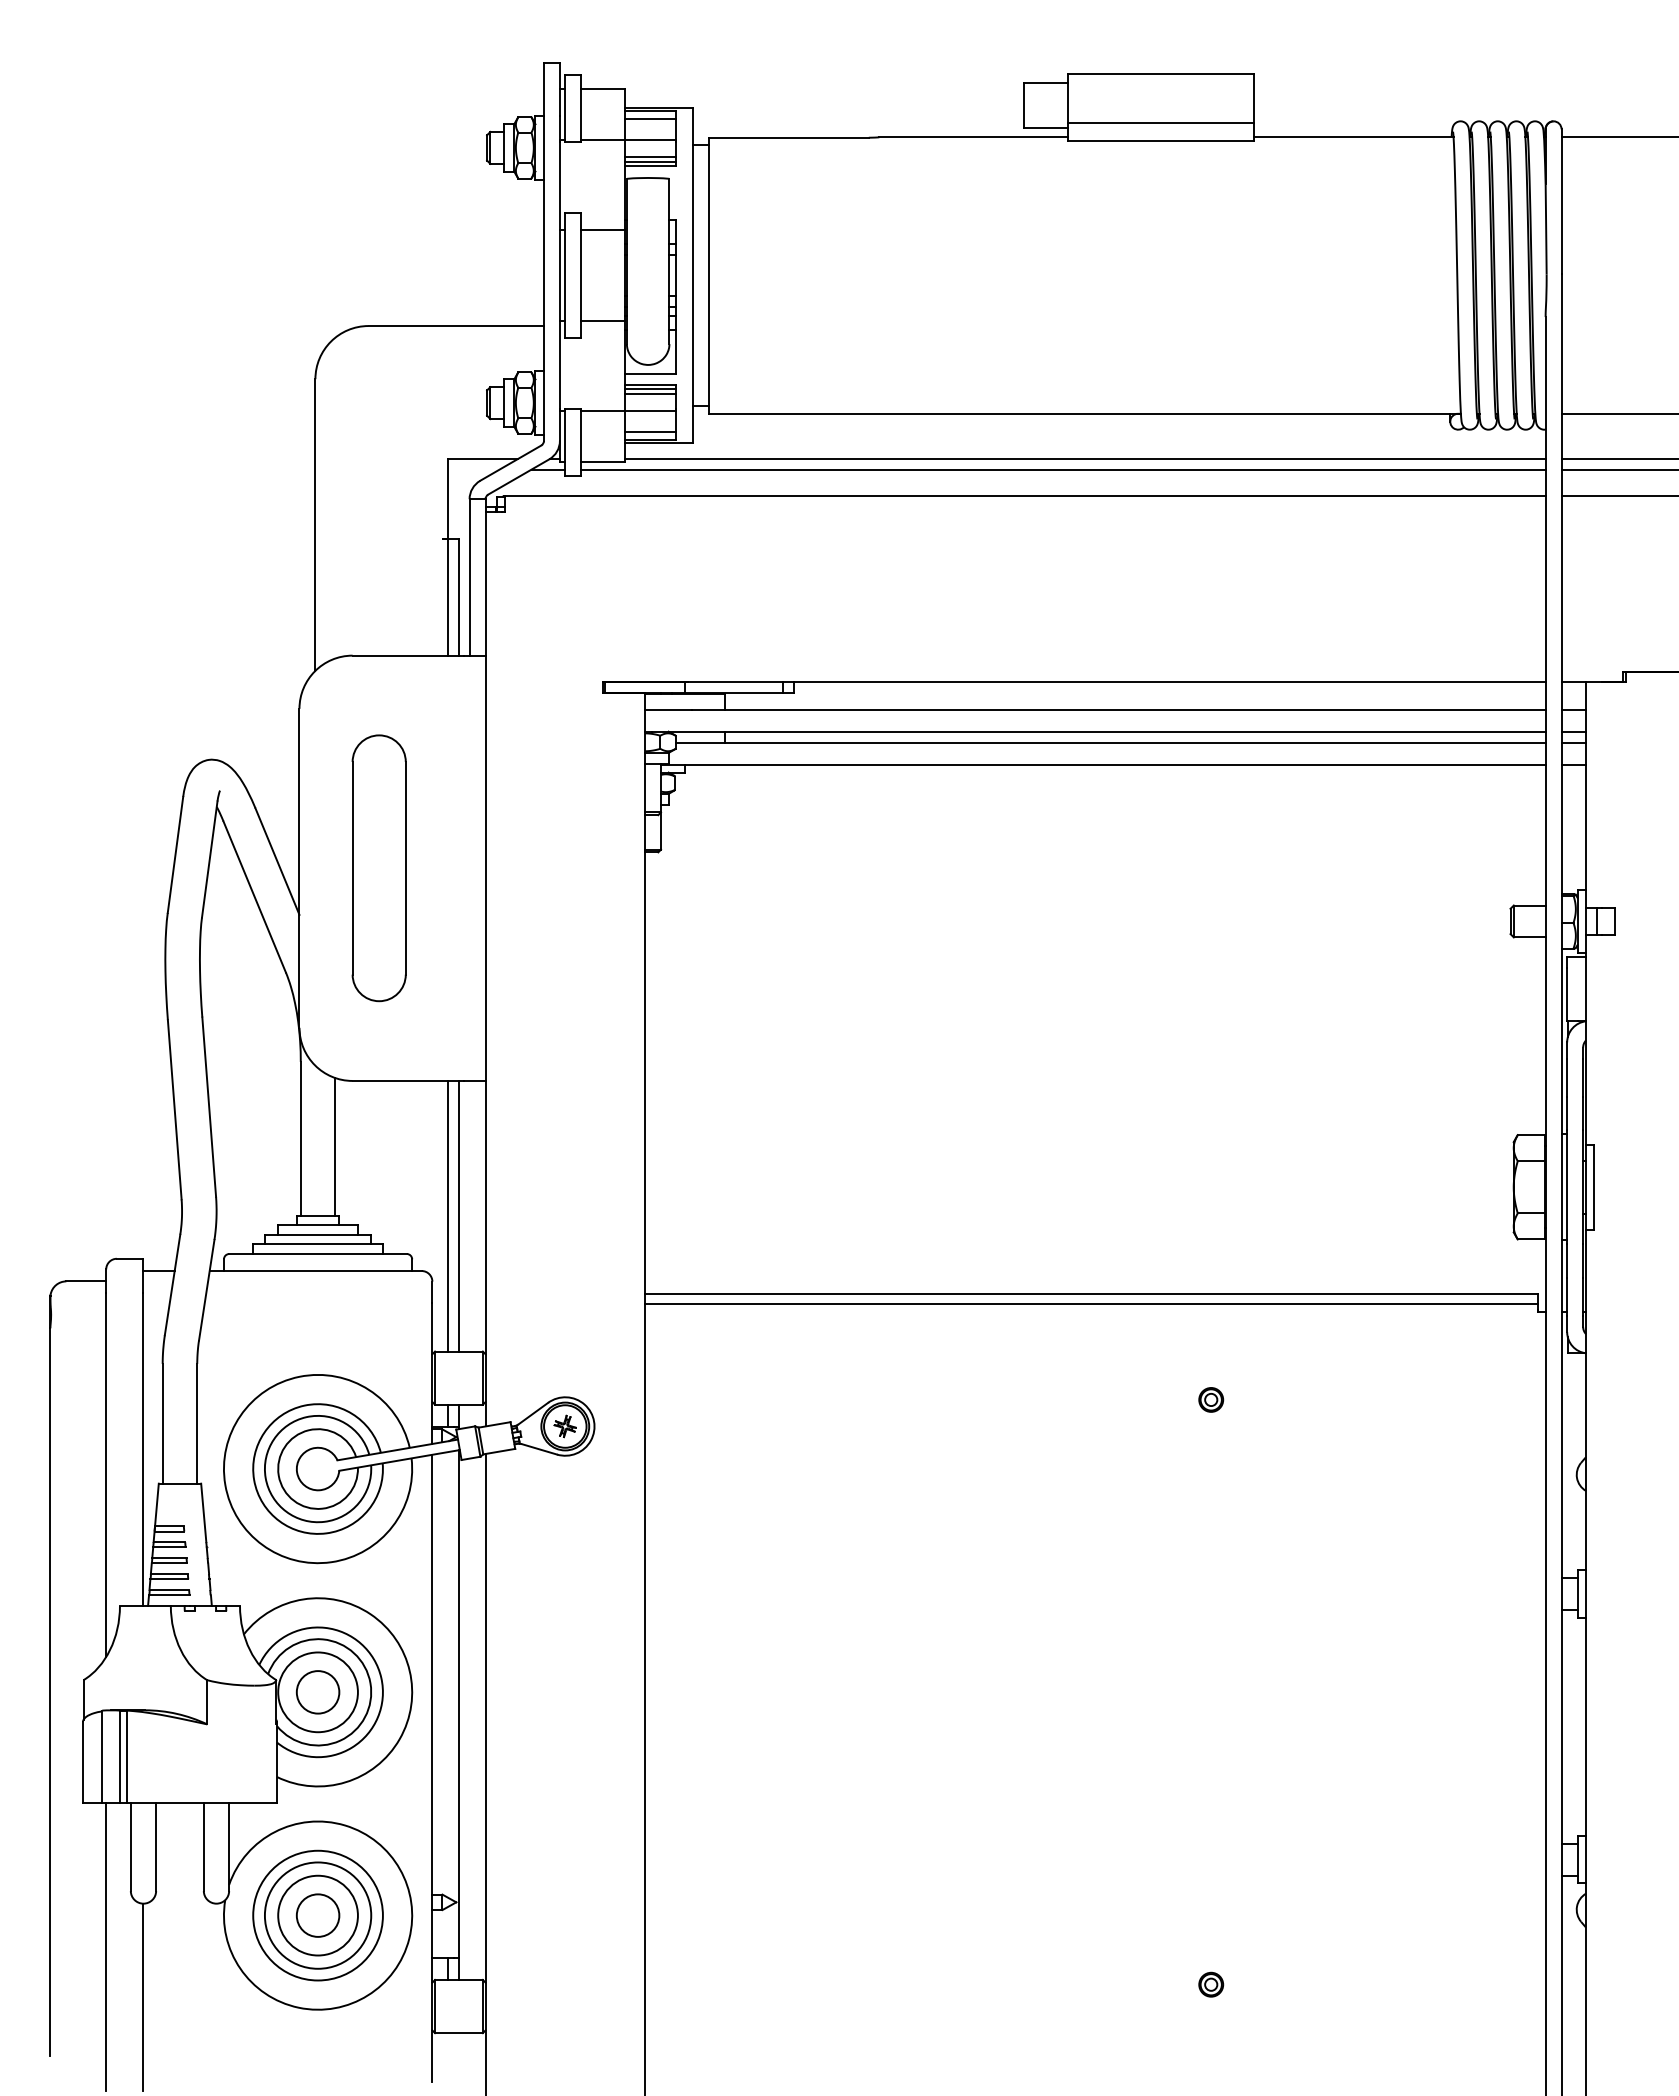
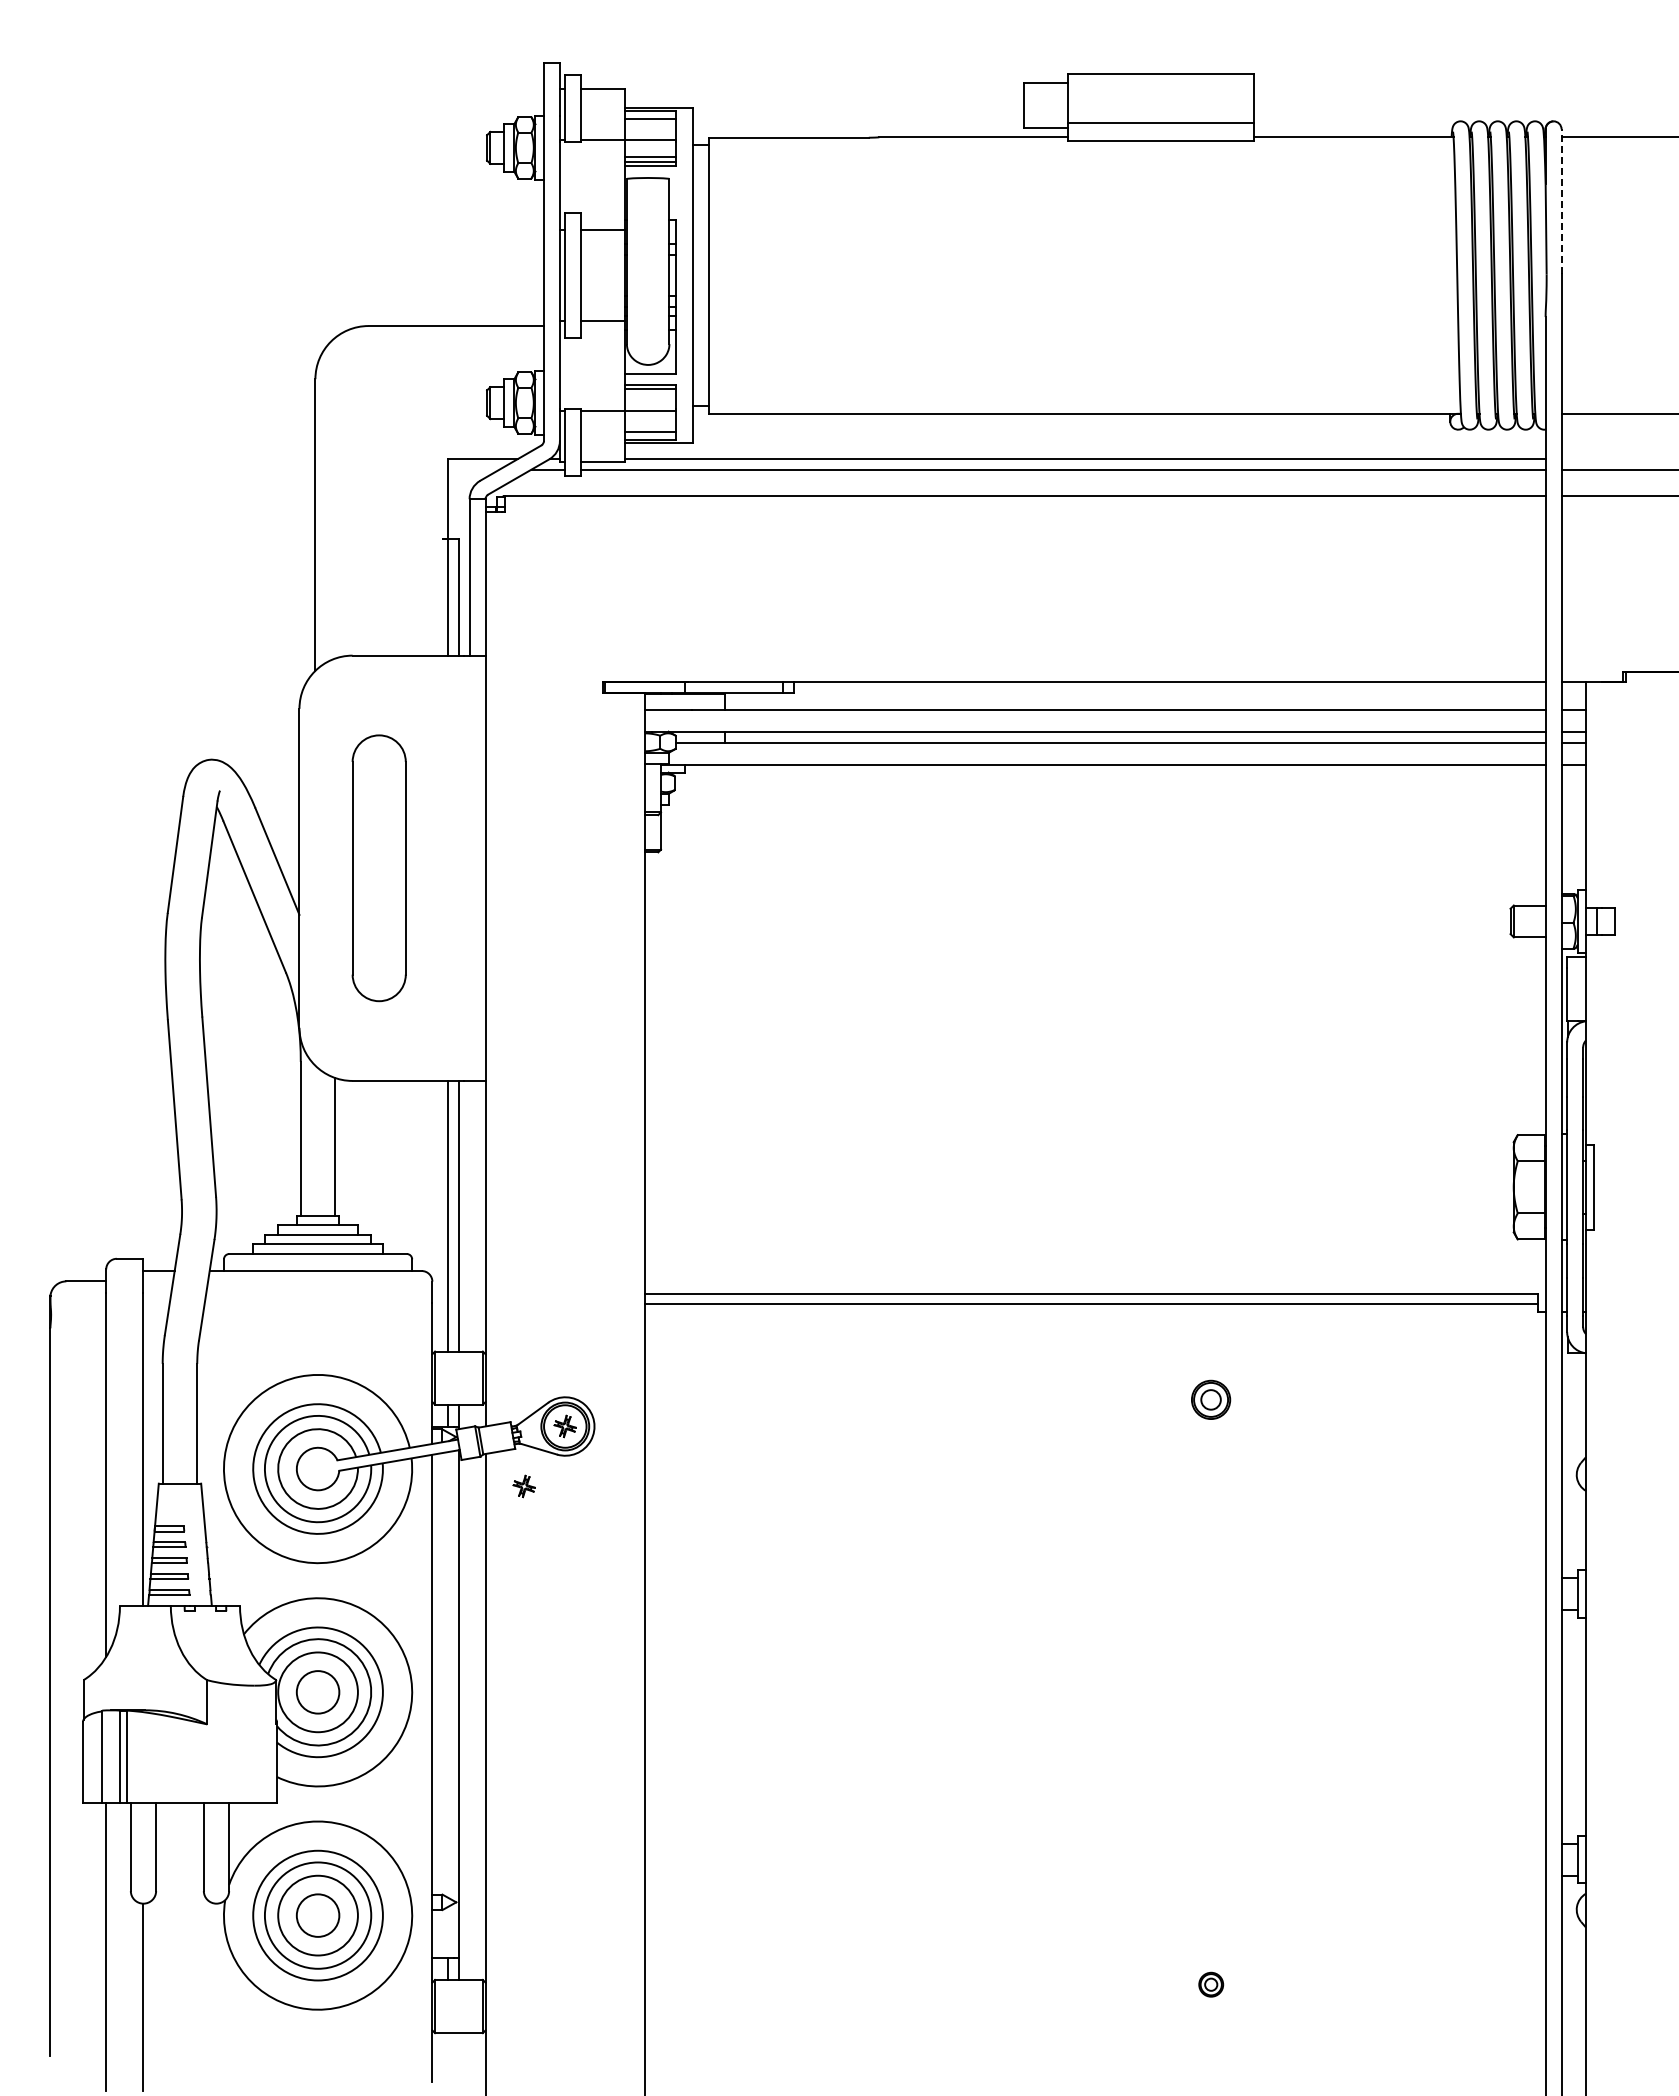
line: solid -> dashed (1561, 201)
line: present -> none (650, 394)
line: present -> none (1618, 458)
part size: 27x26 px -> 41x41 px (1211, 1399)
part: none -> present (523, 1486)
